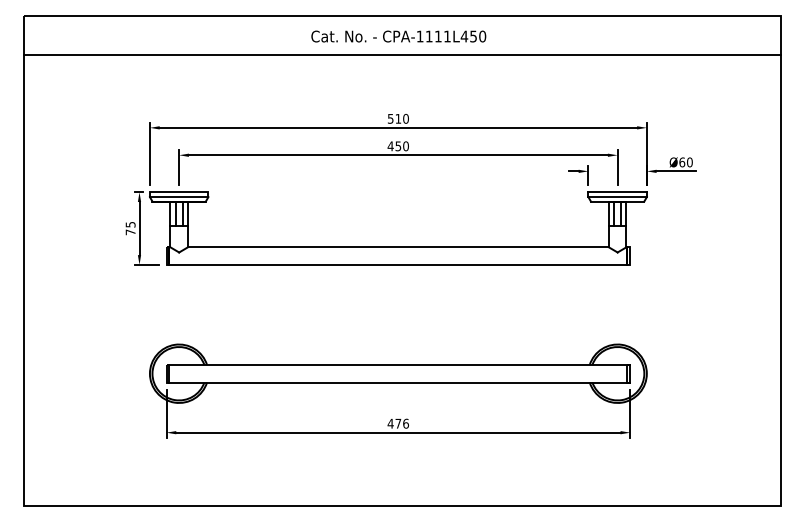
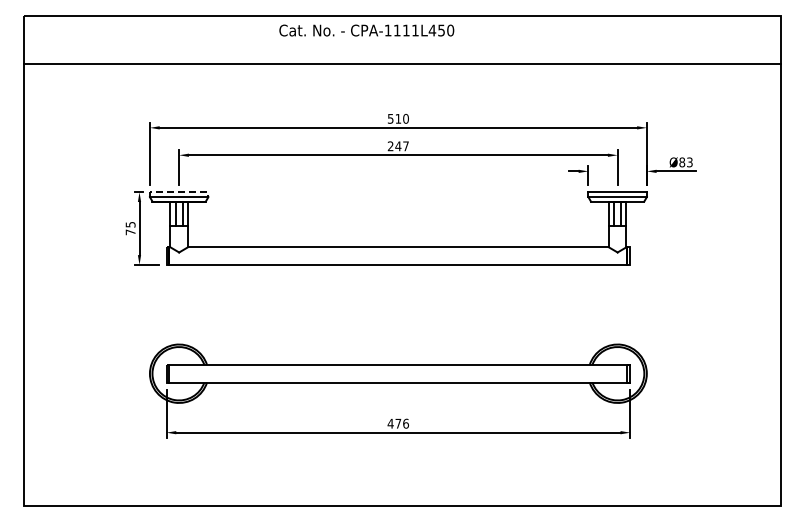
text position: (398, 36) -> (366, 30) (366, 30)
line position: (402, 55) -> (402, 64) (402, 64)
text: 450 -> 247 (397, 146)
text: Ø60 -> Ø83 (685, 162)
line: solid -> dashed (179, 192)
